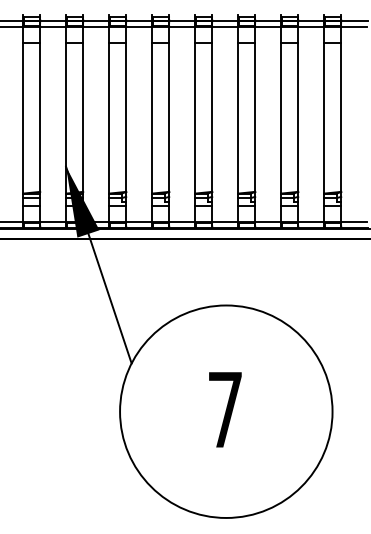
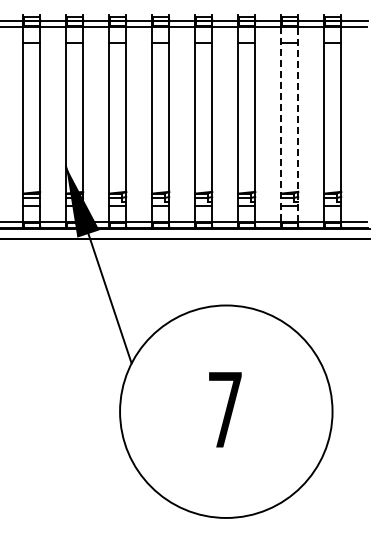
line: solid -> dashed (298, 124)
line: solid -> dashed (281, 125)
